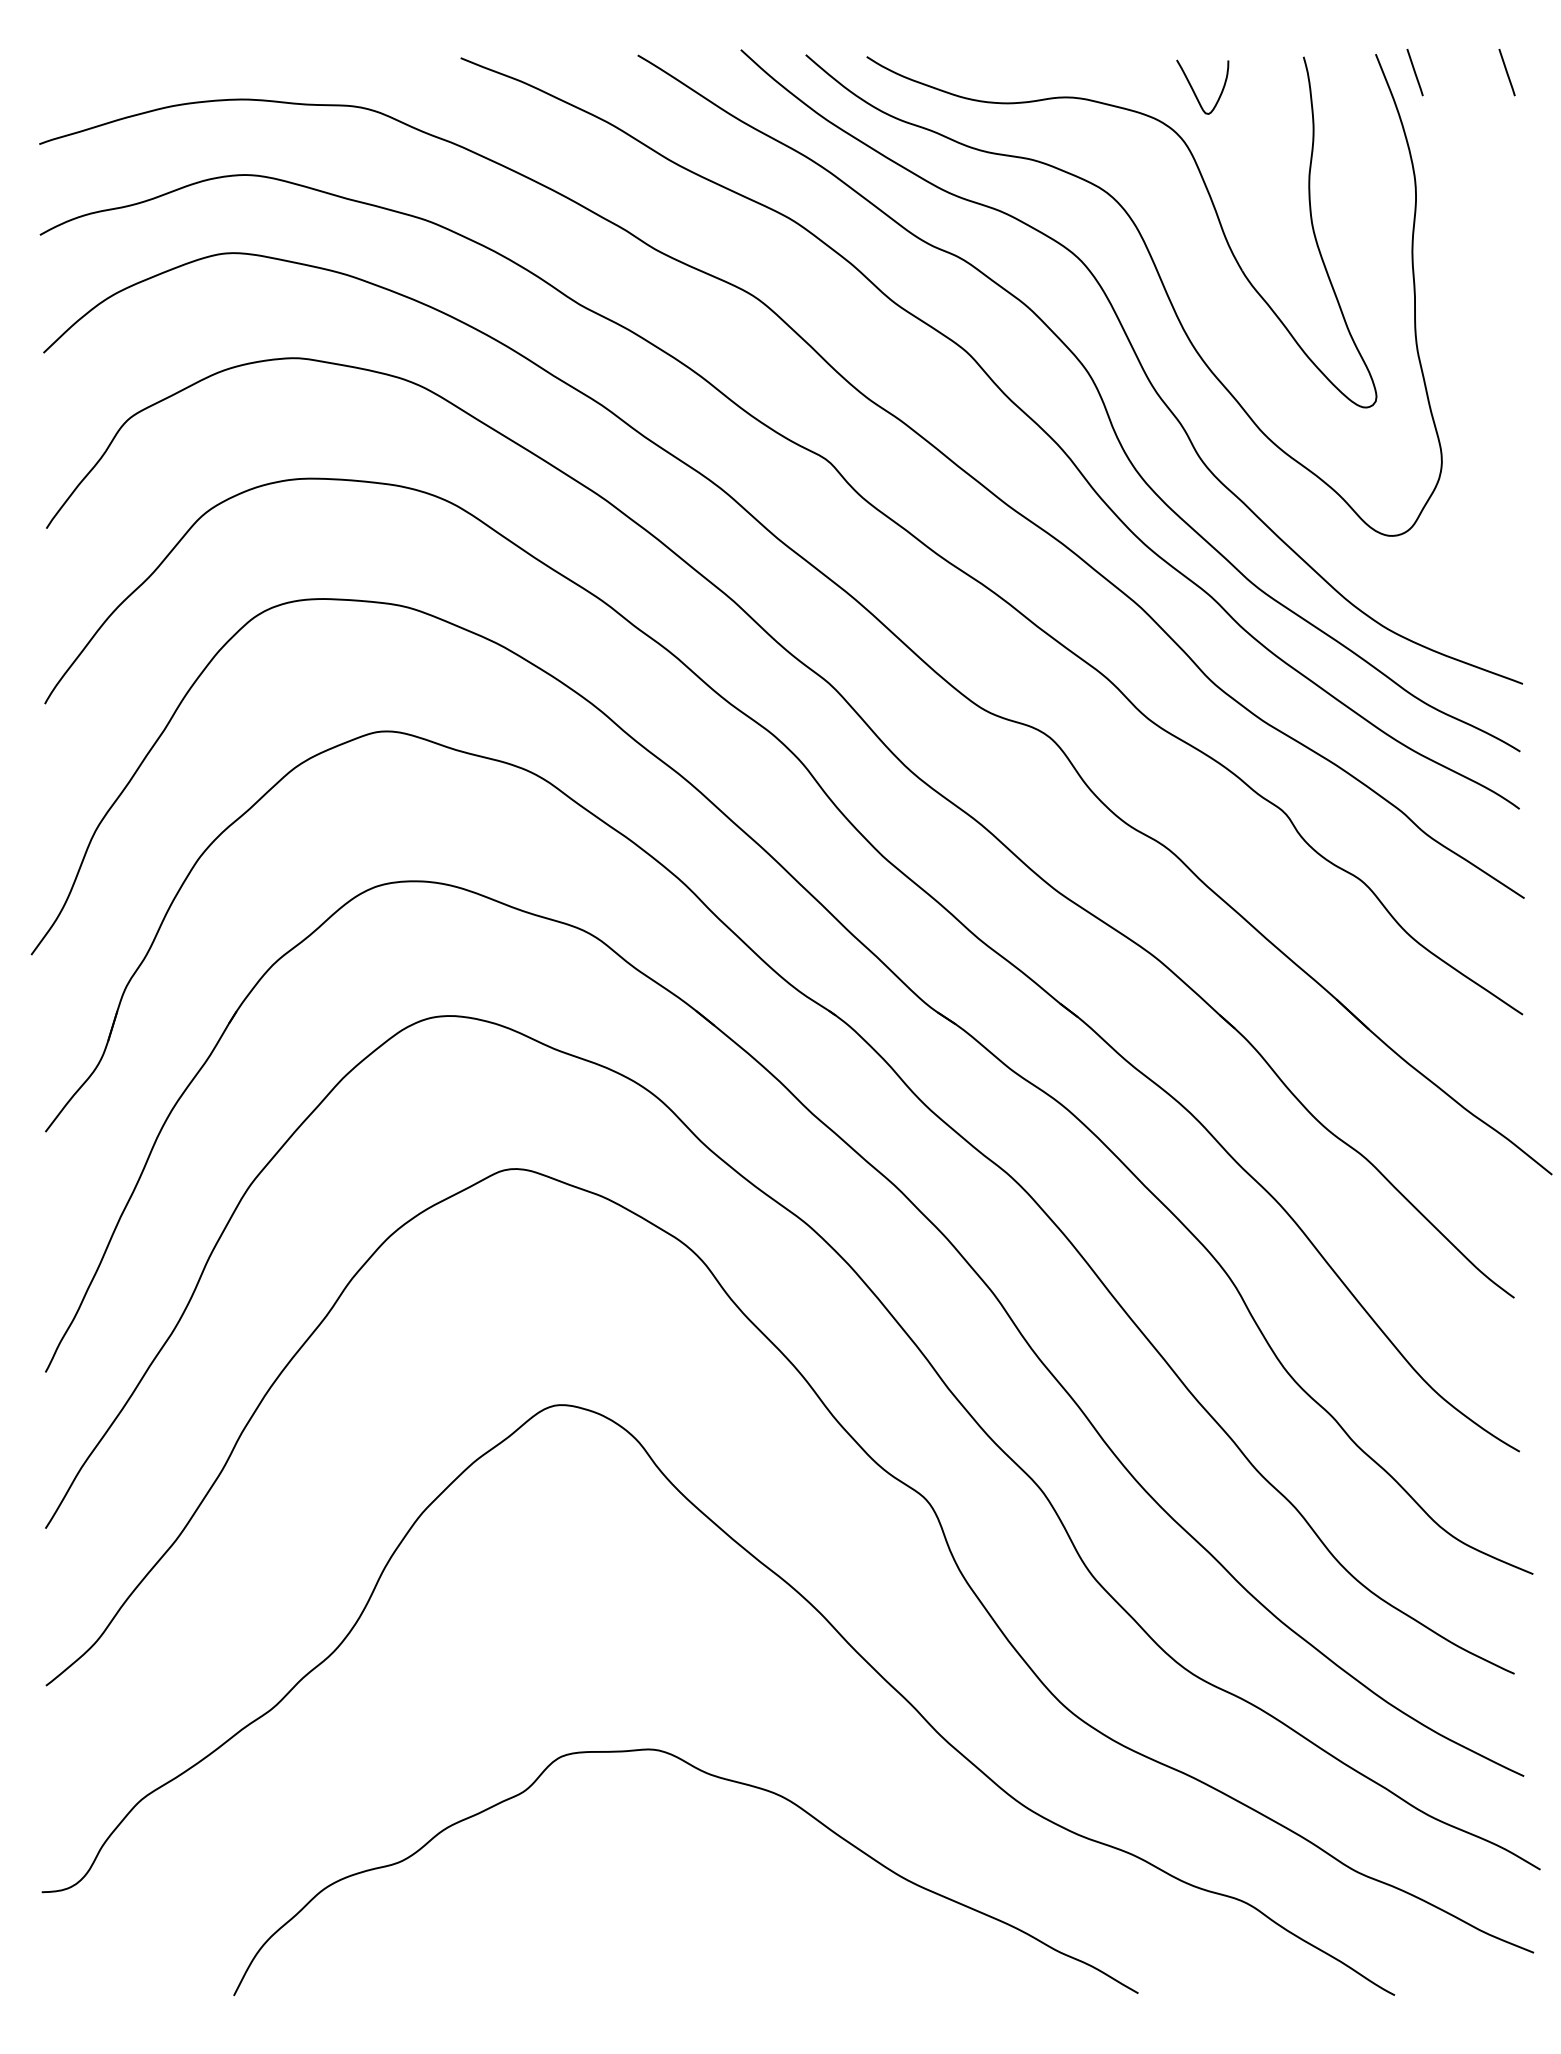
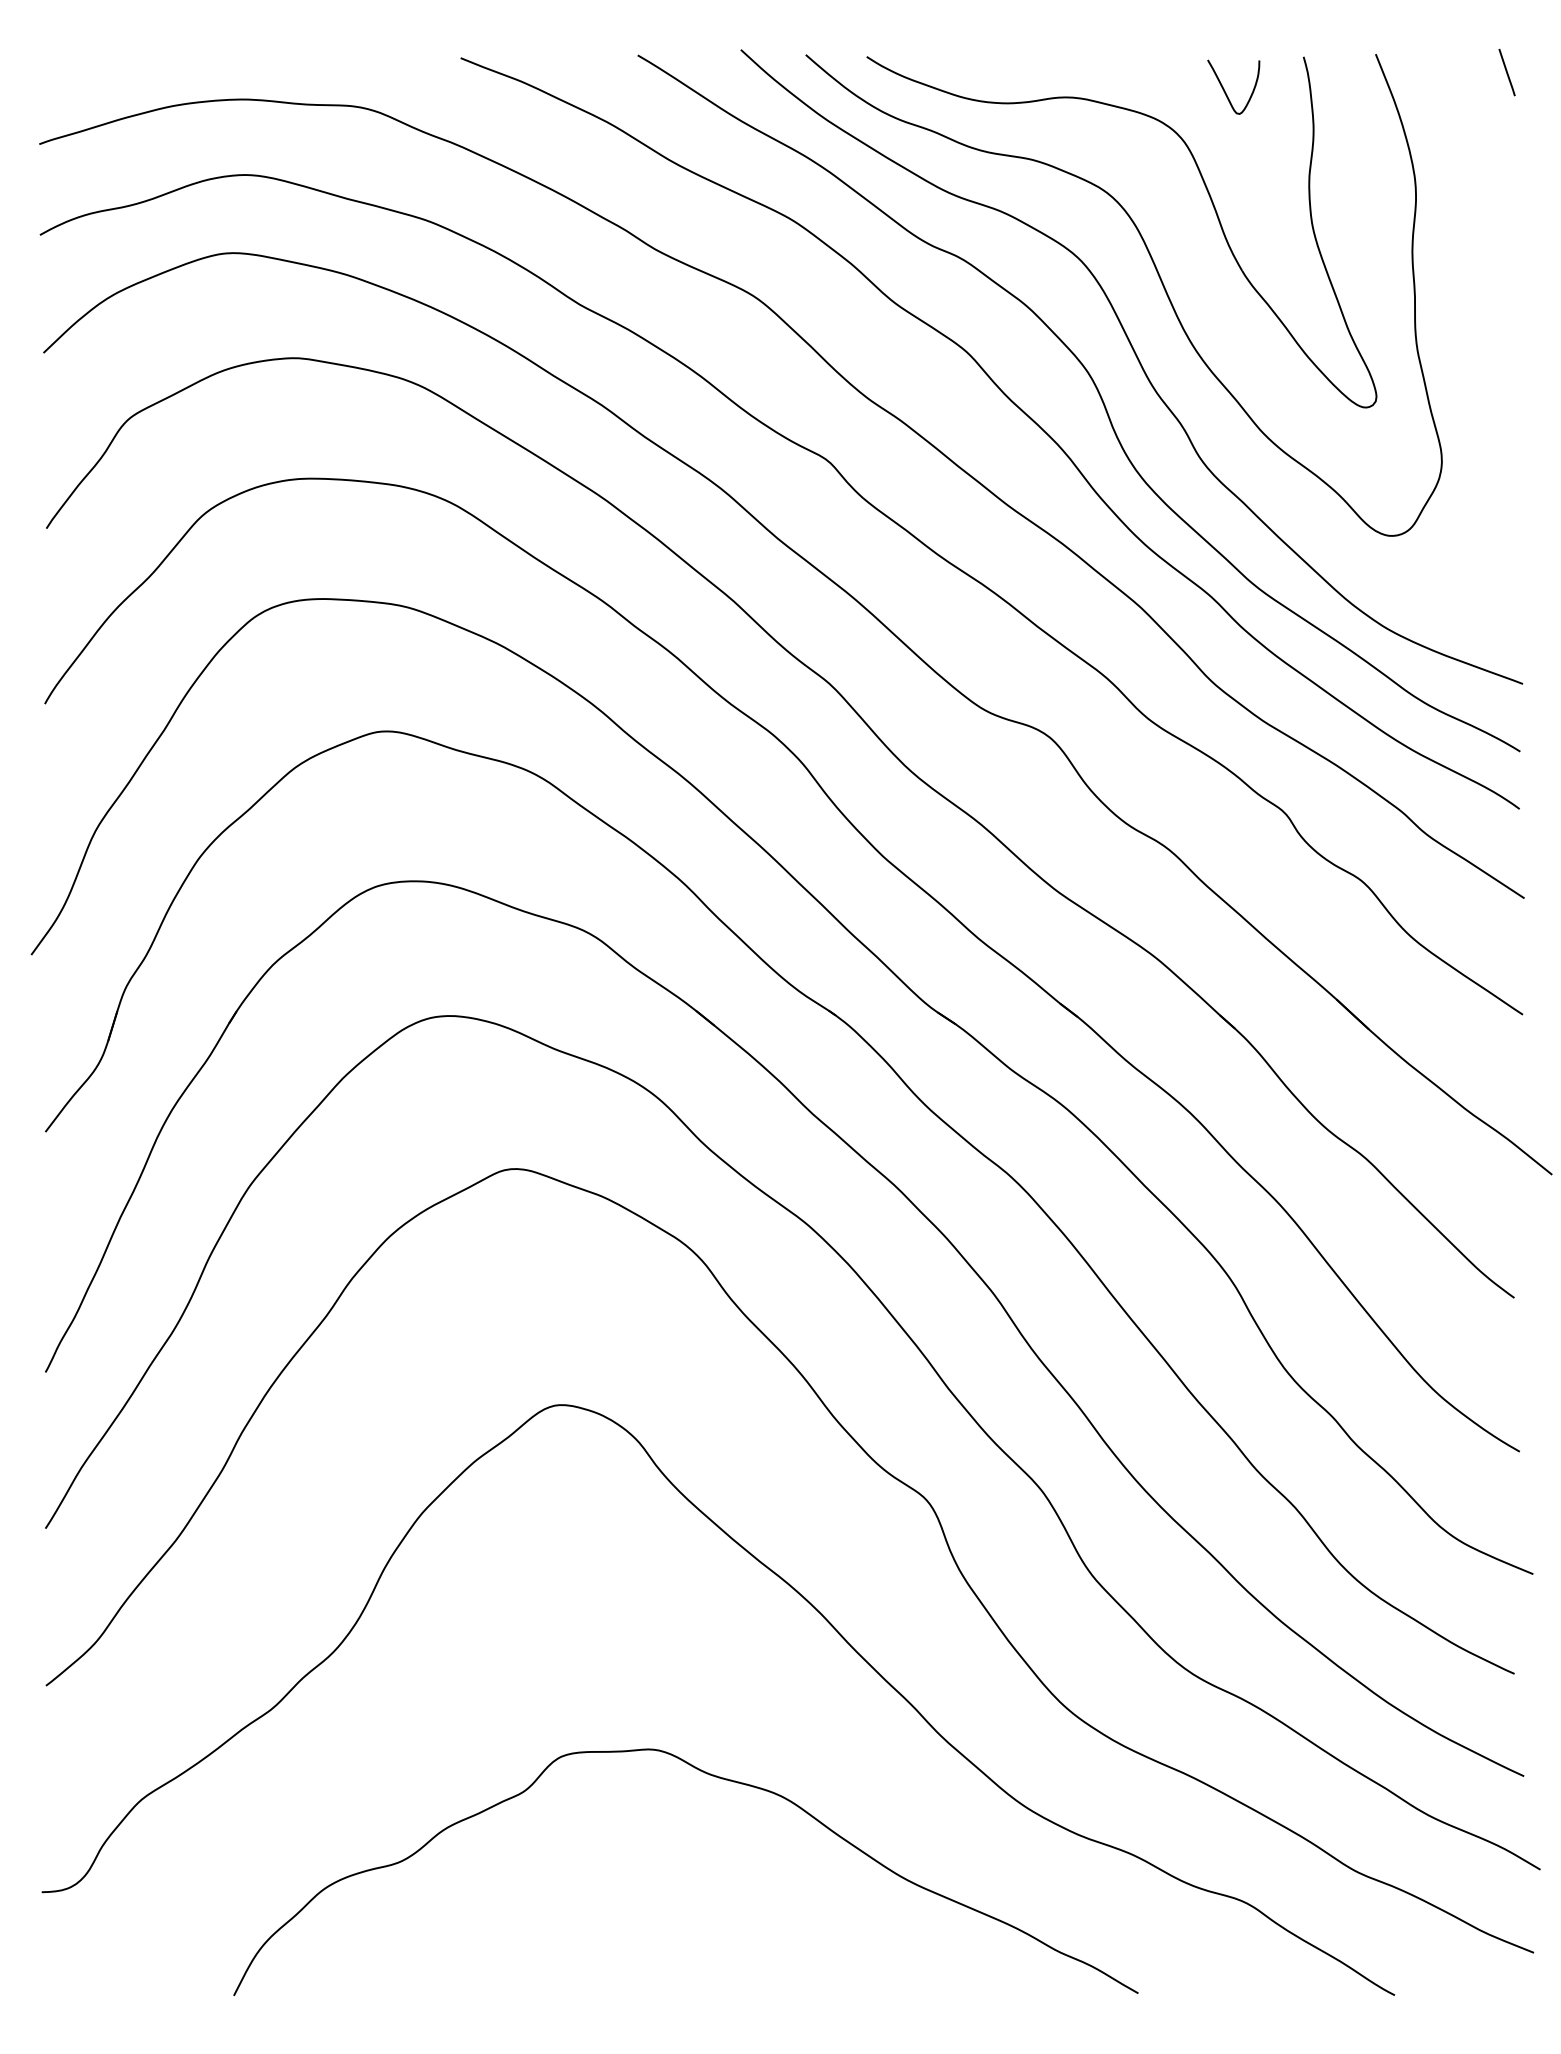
line: present -> none (1414, 72)
curve position: (1194, 90) -> (1225, 90) (1225, 90)
